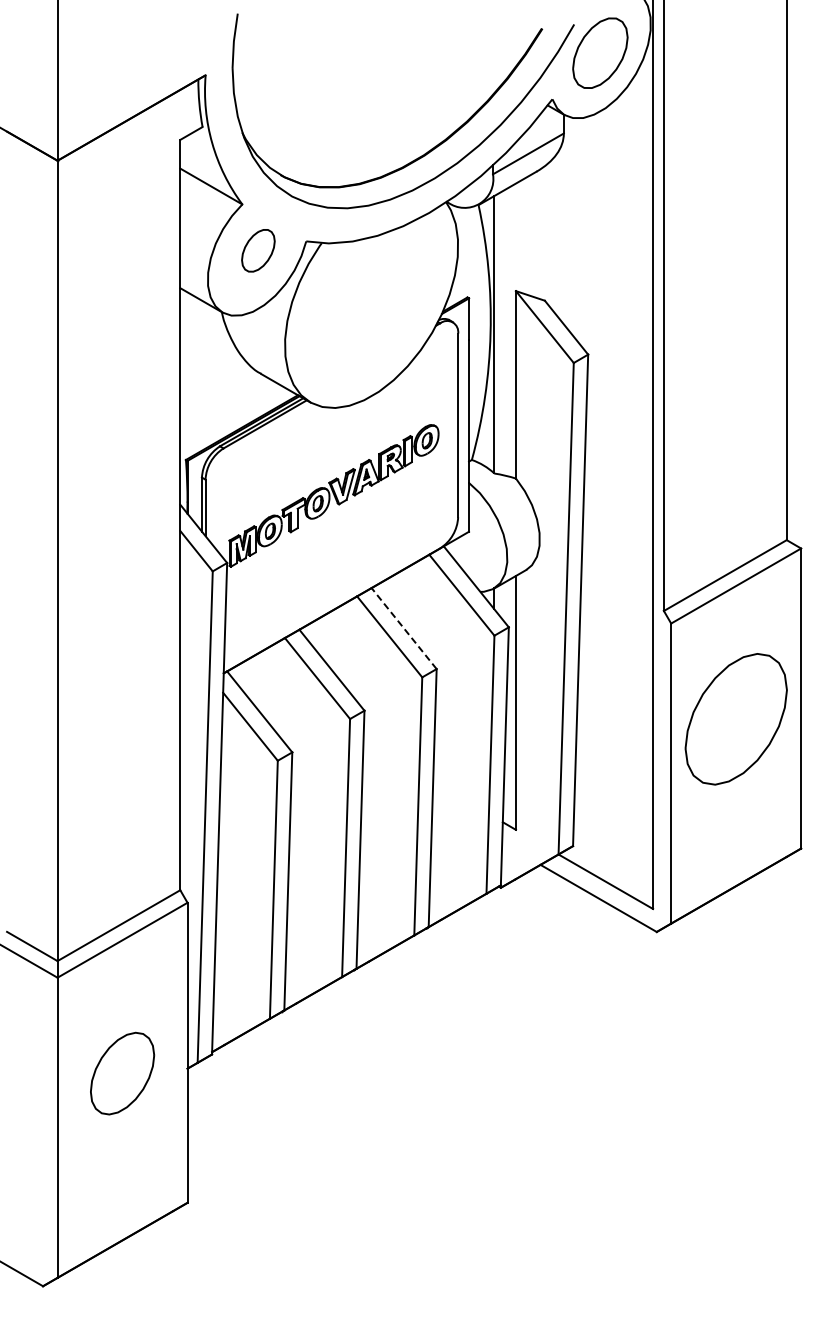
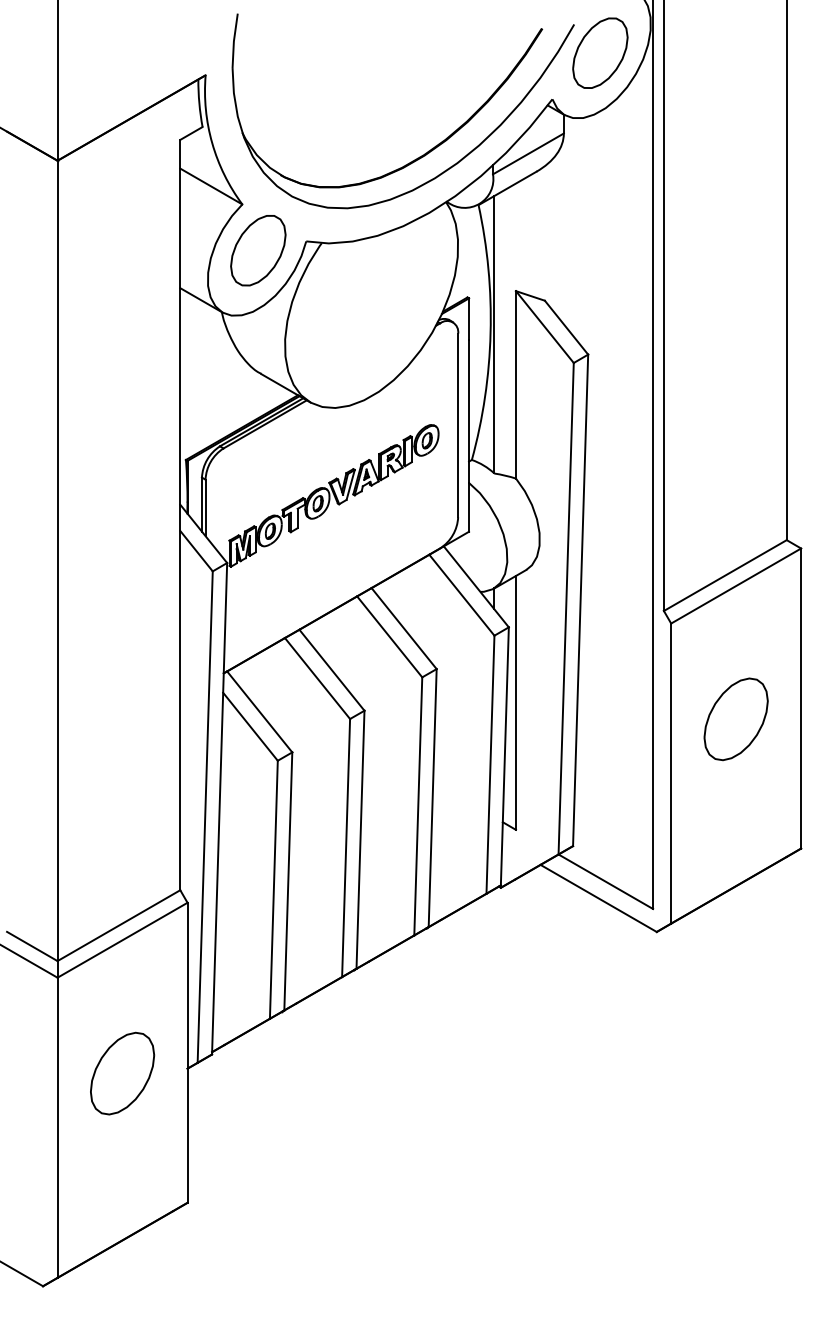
part size: 35x44 px -> 57x72 px (258, 250)
line: dashed -> solid (404, 628)
part size: 104x133 px -> 66x85 px (735, 719)
